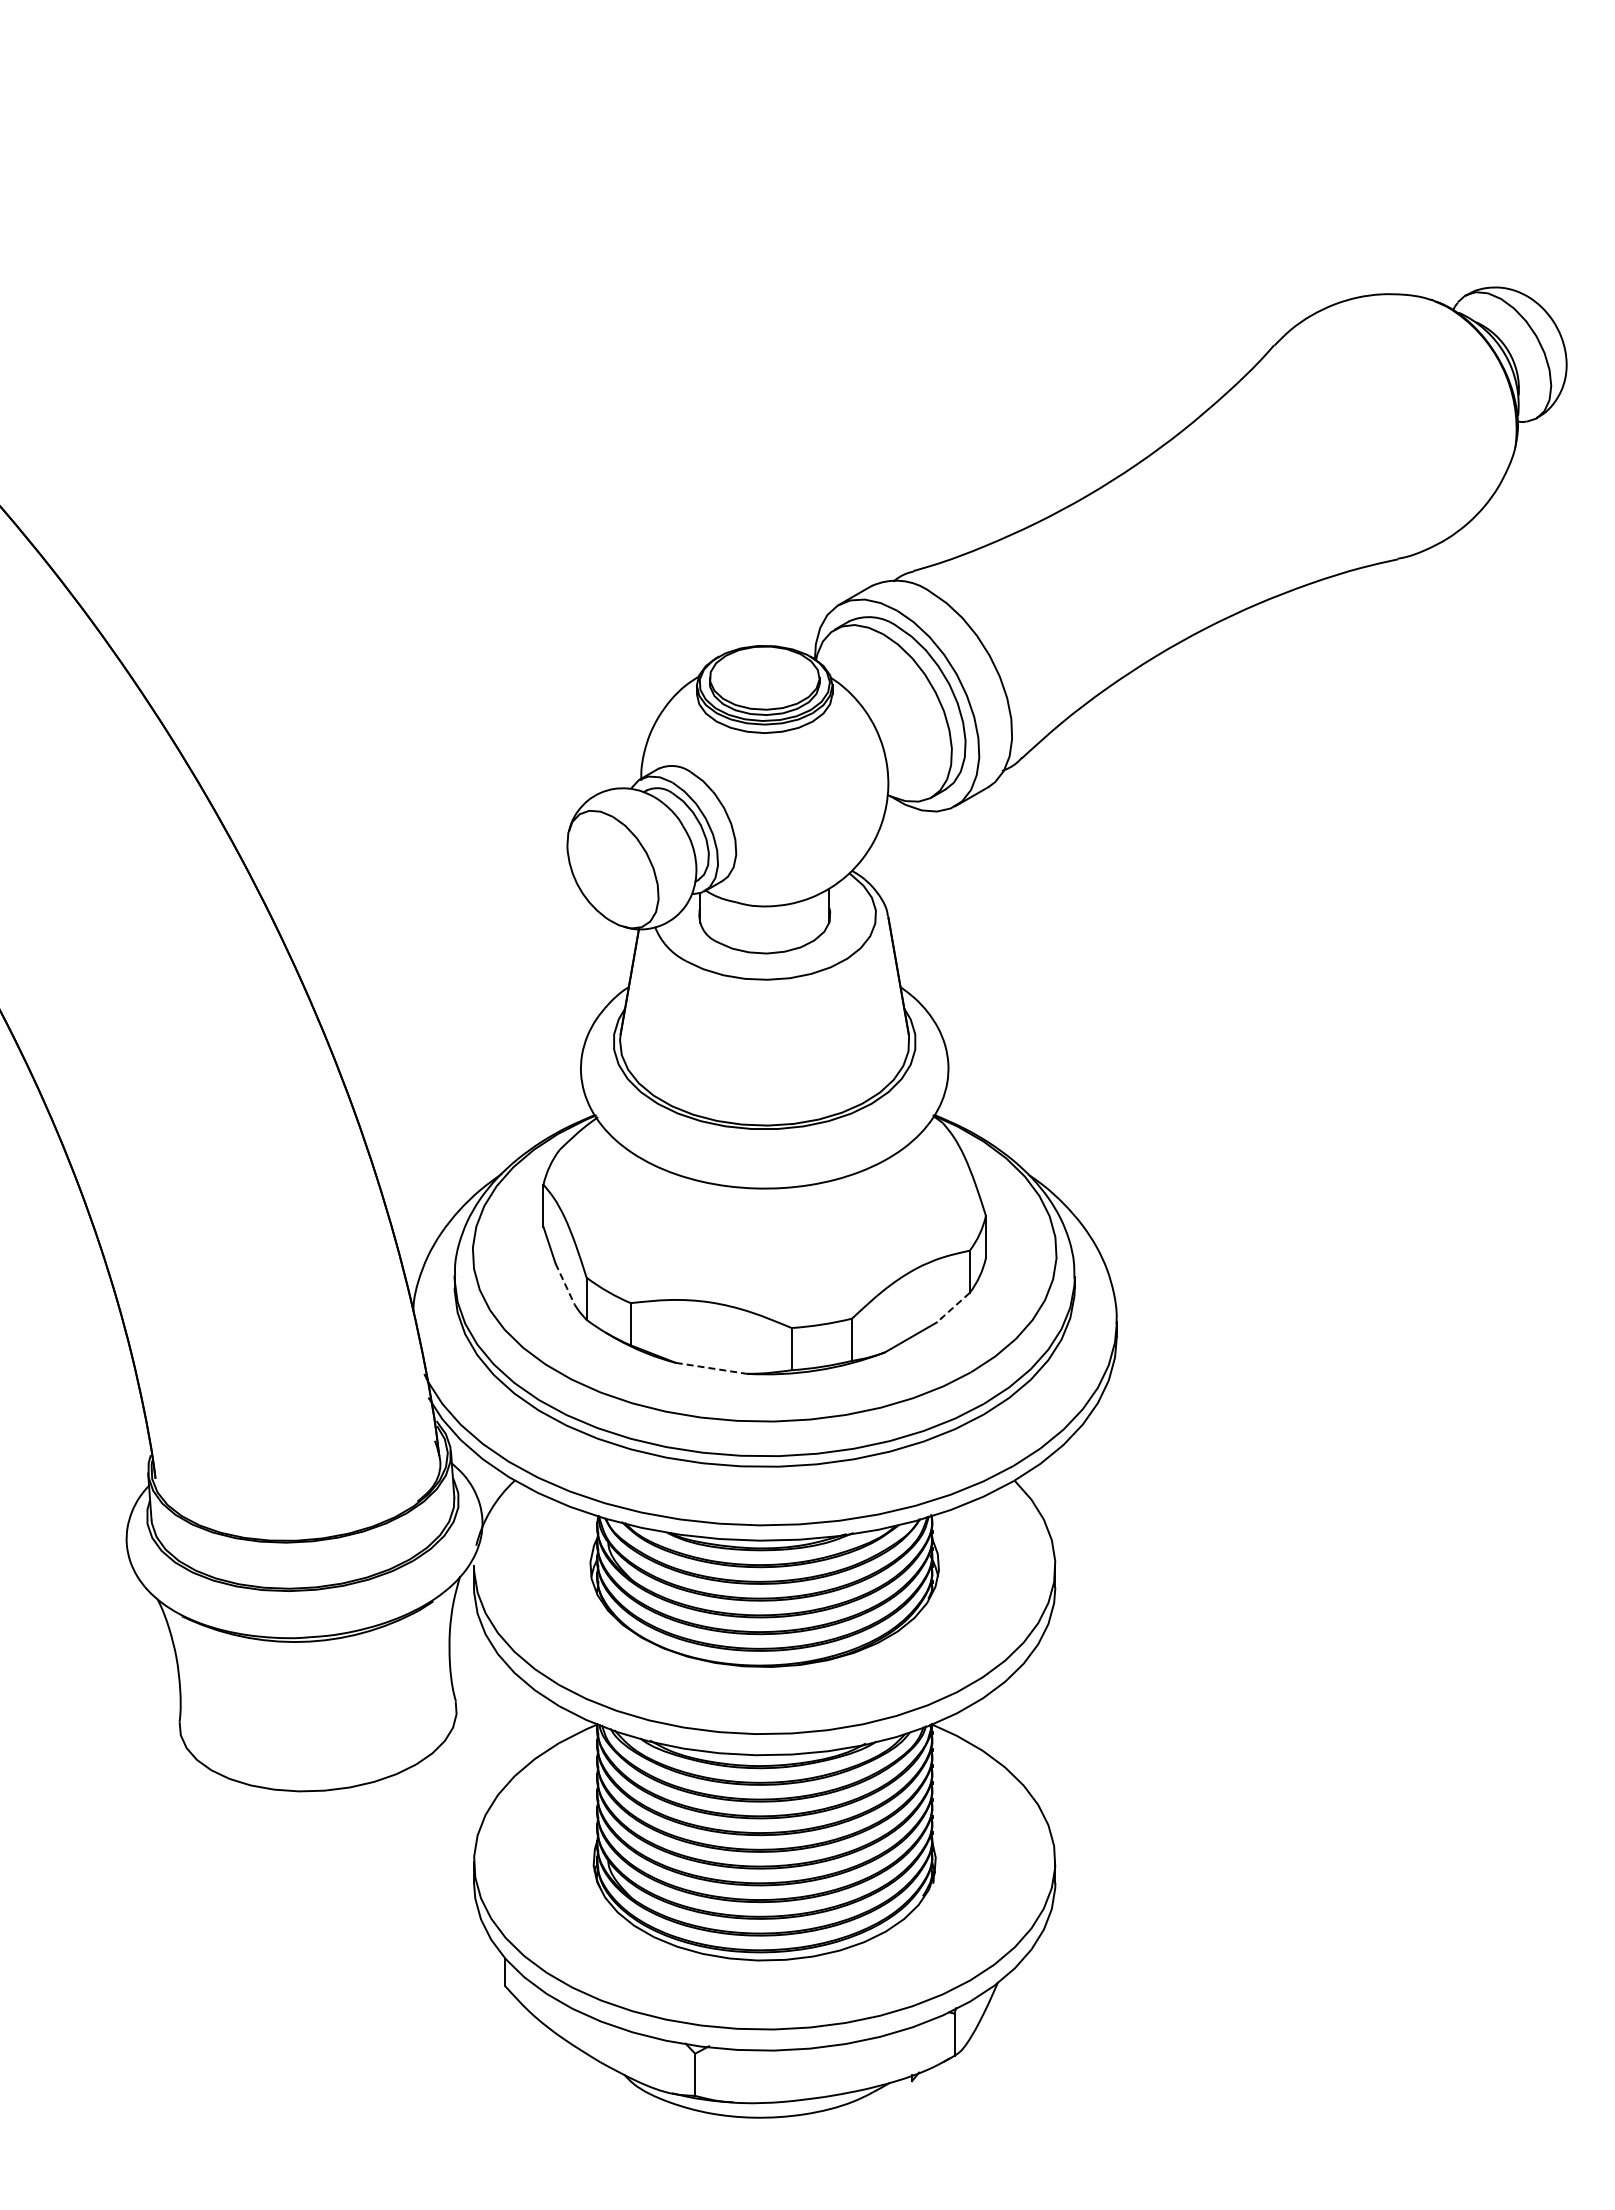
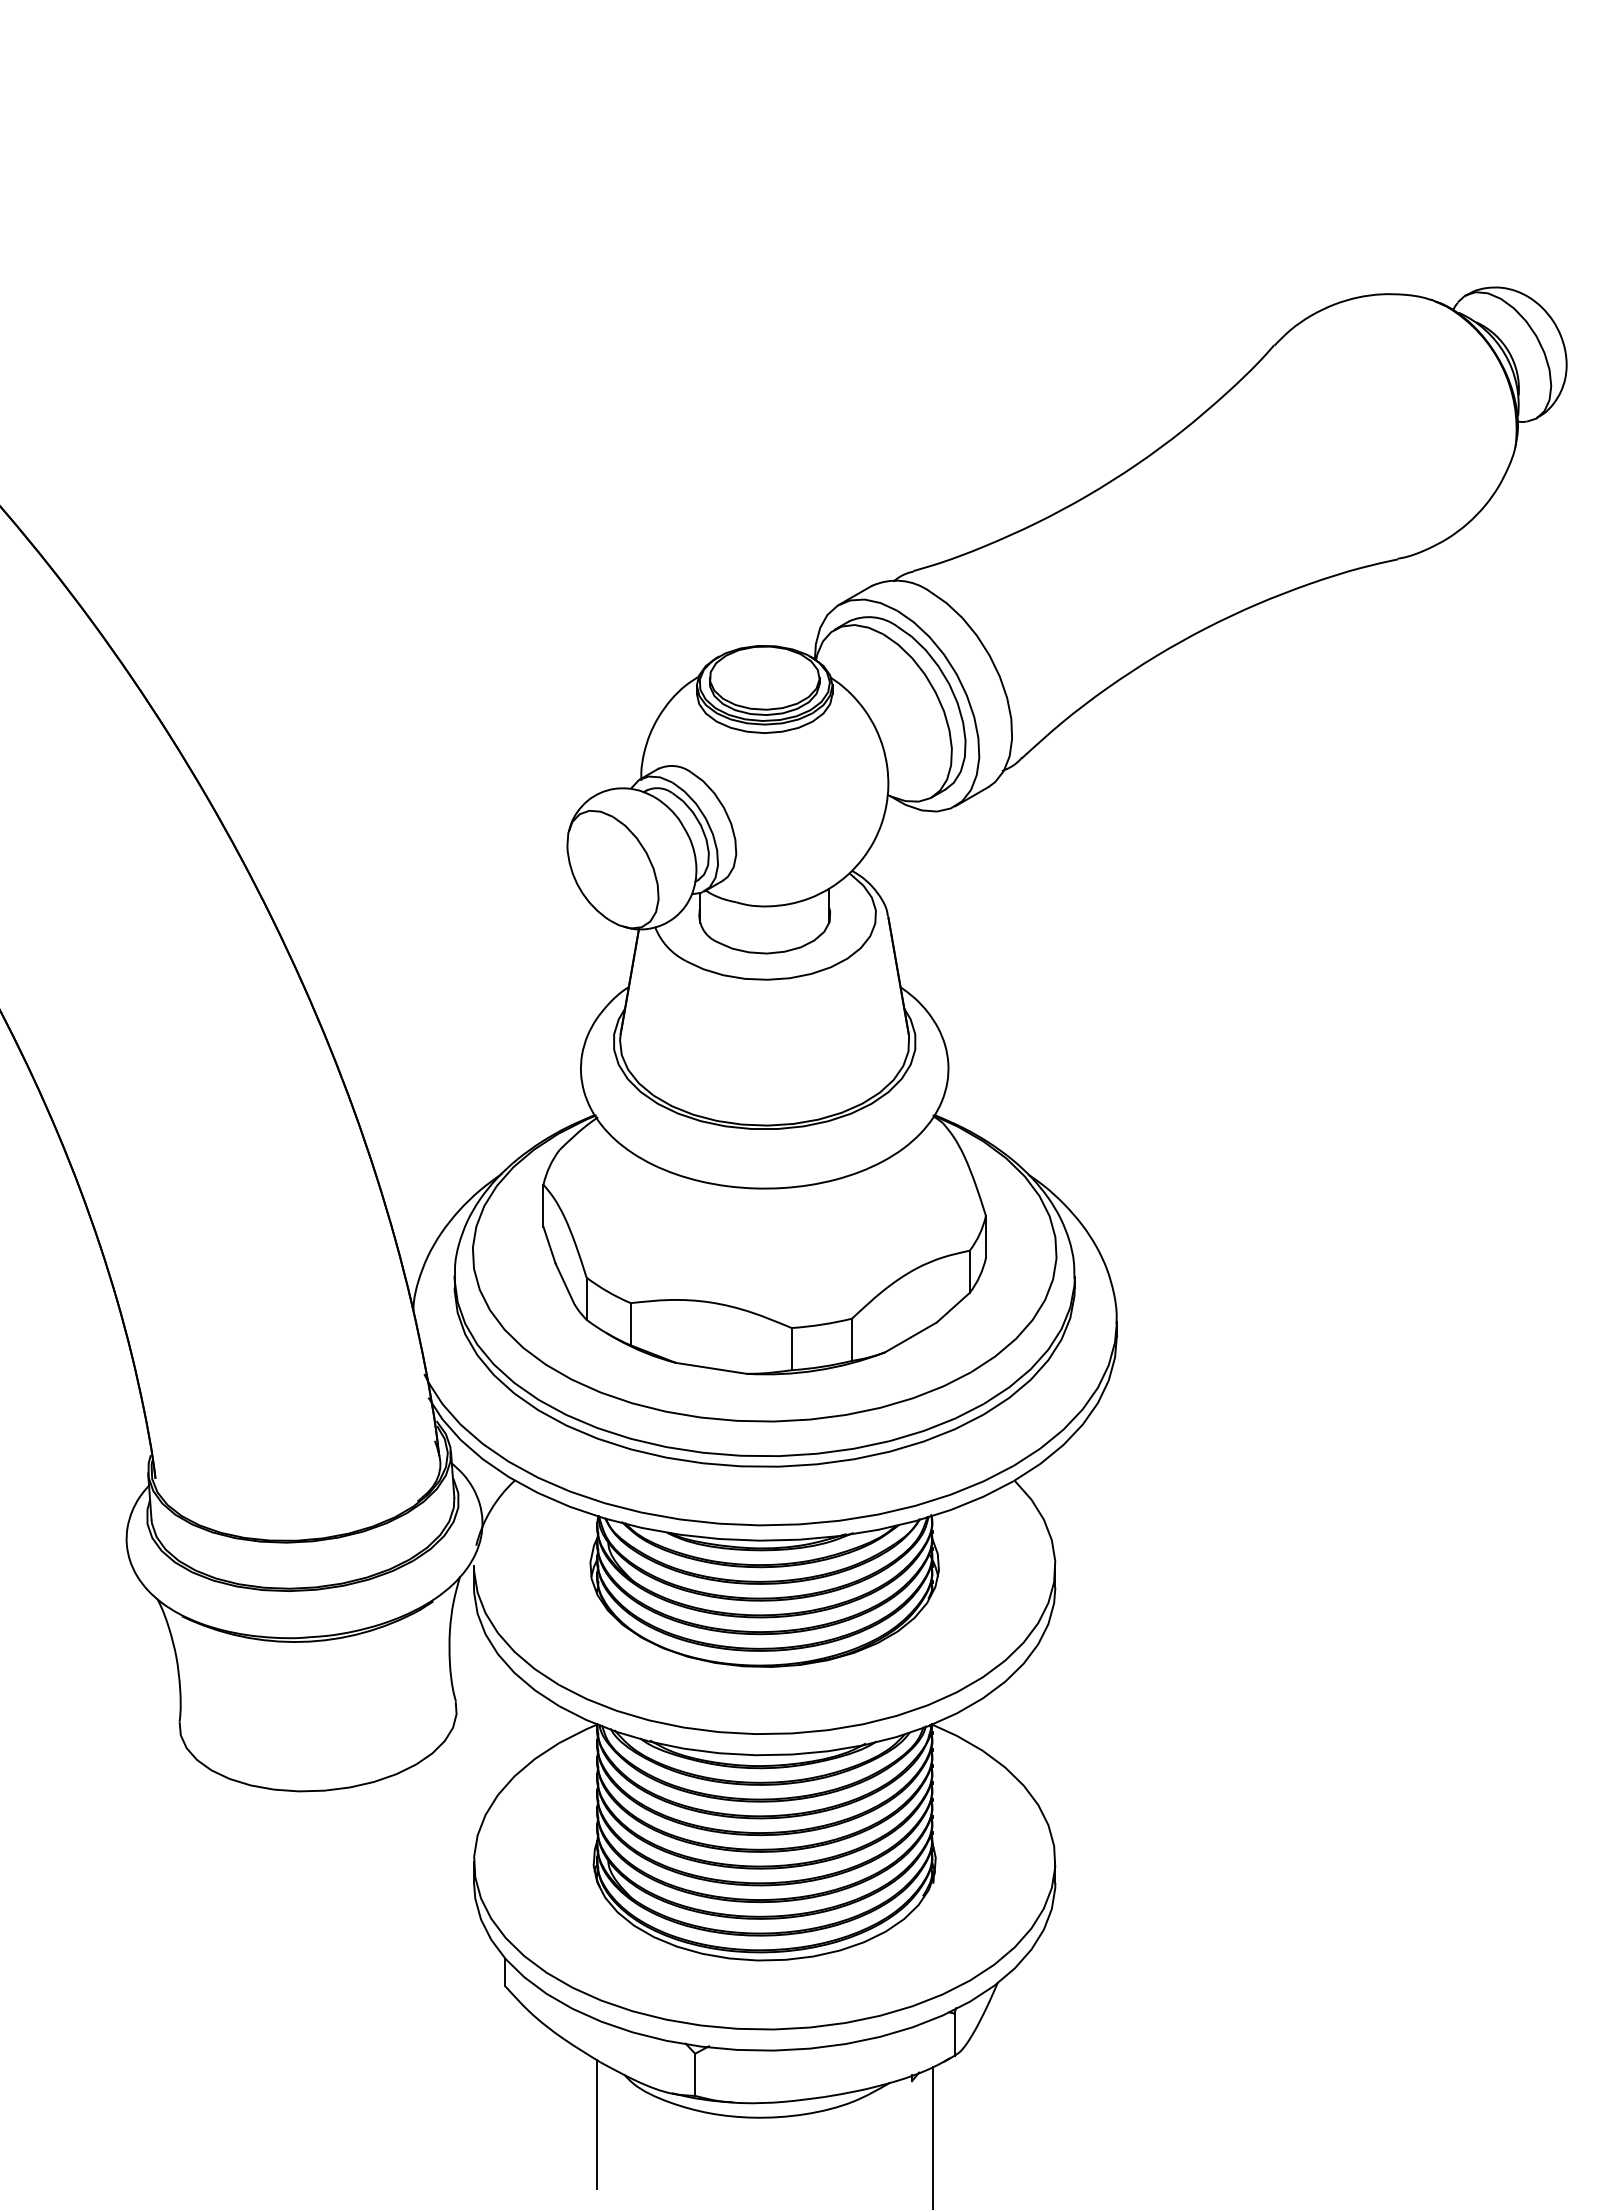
line: dashed -> solid (565, 1283)
line: dashed -> solid (952, 1308)
line: dashed -> solid (711, 1368)
line: none -> present (596, 2124)
line: none -> present (932, 2136)
